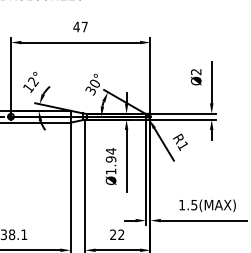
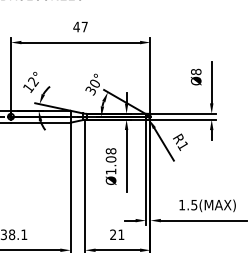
text: Ø2 -> Ø8 (196, 71)
text: Ø1.94 -> Ø1.08 (110, 155)
text: 22 -> 21 (121, 234)
